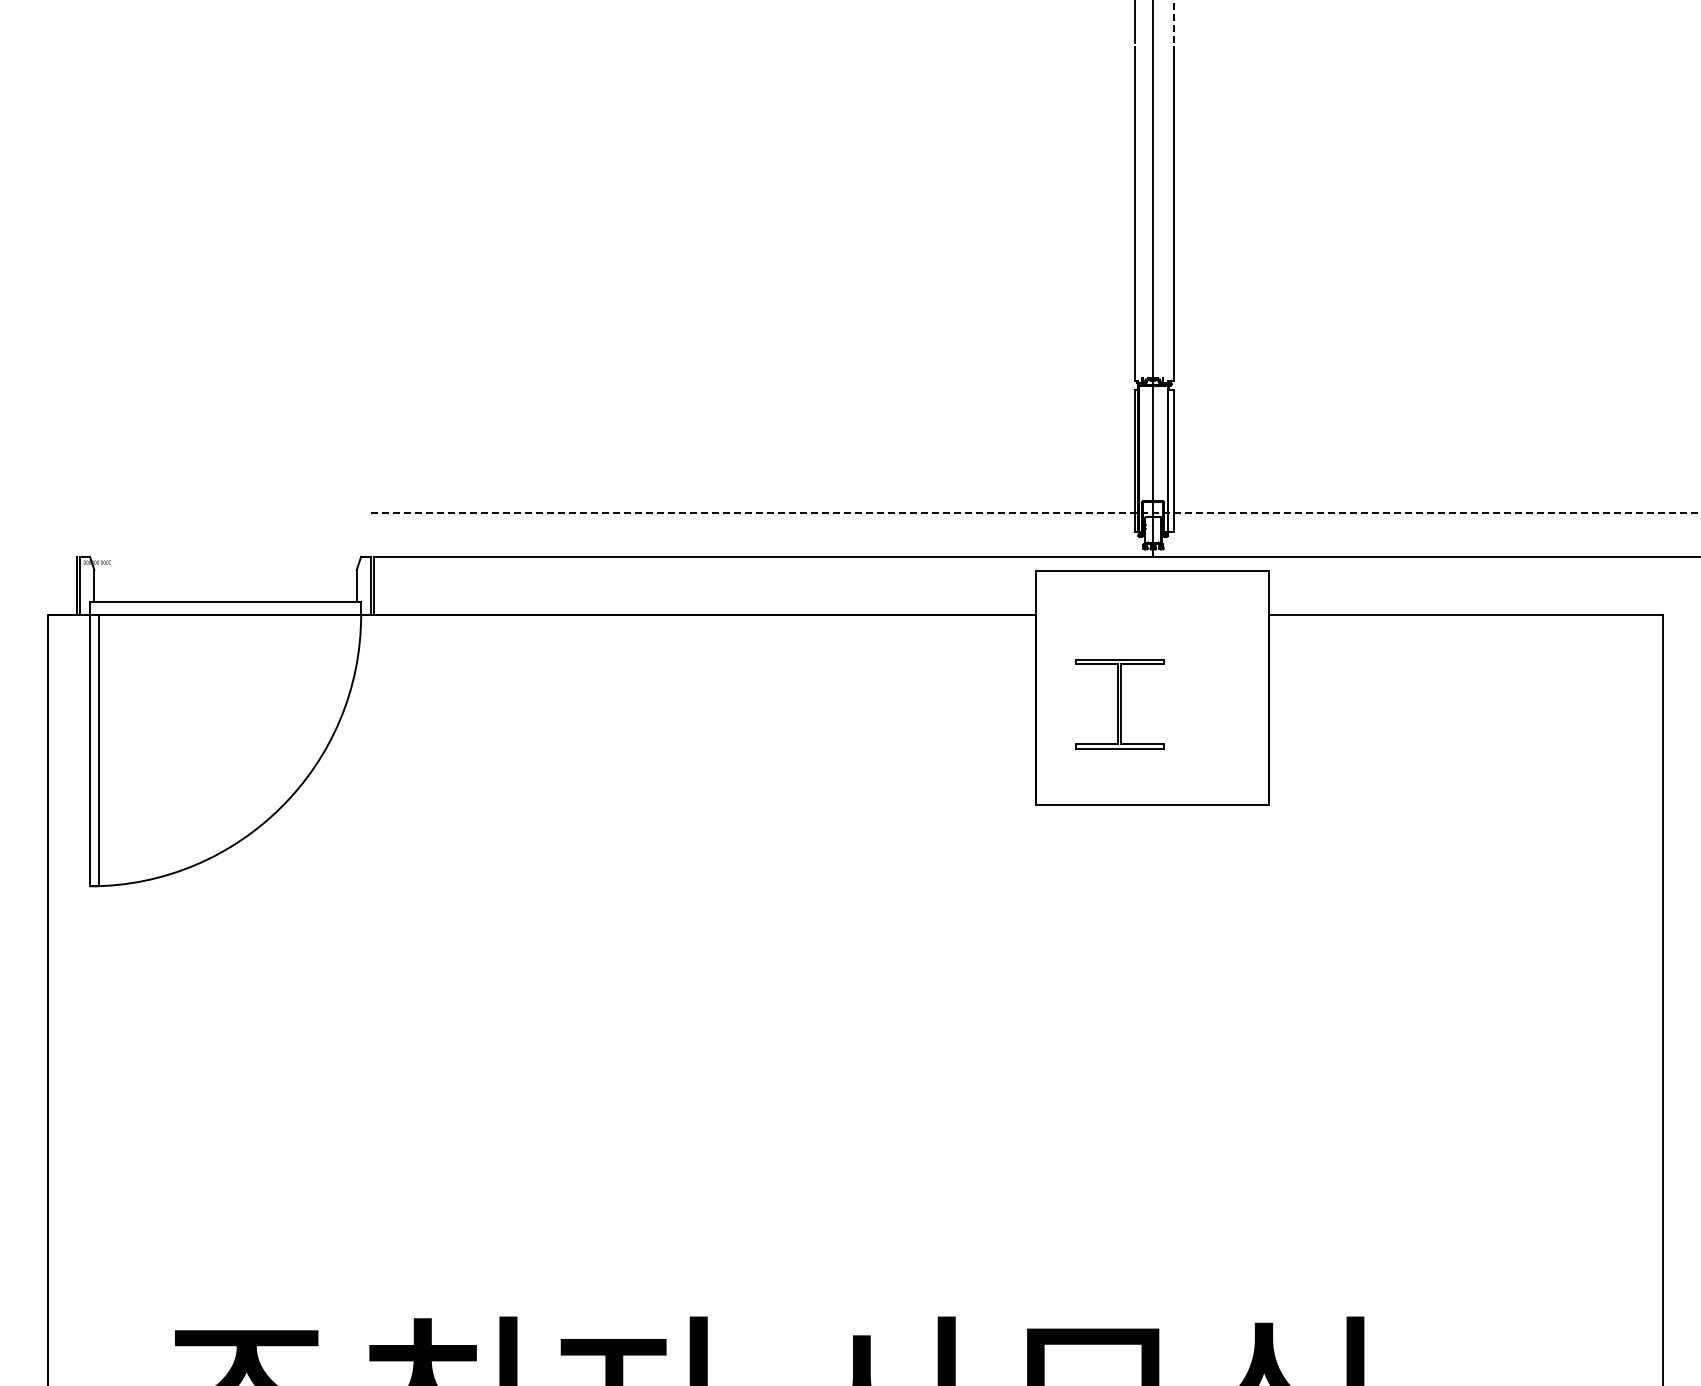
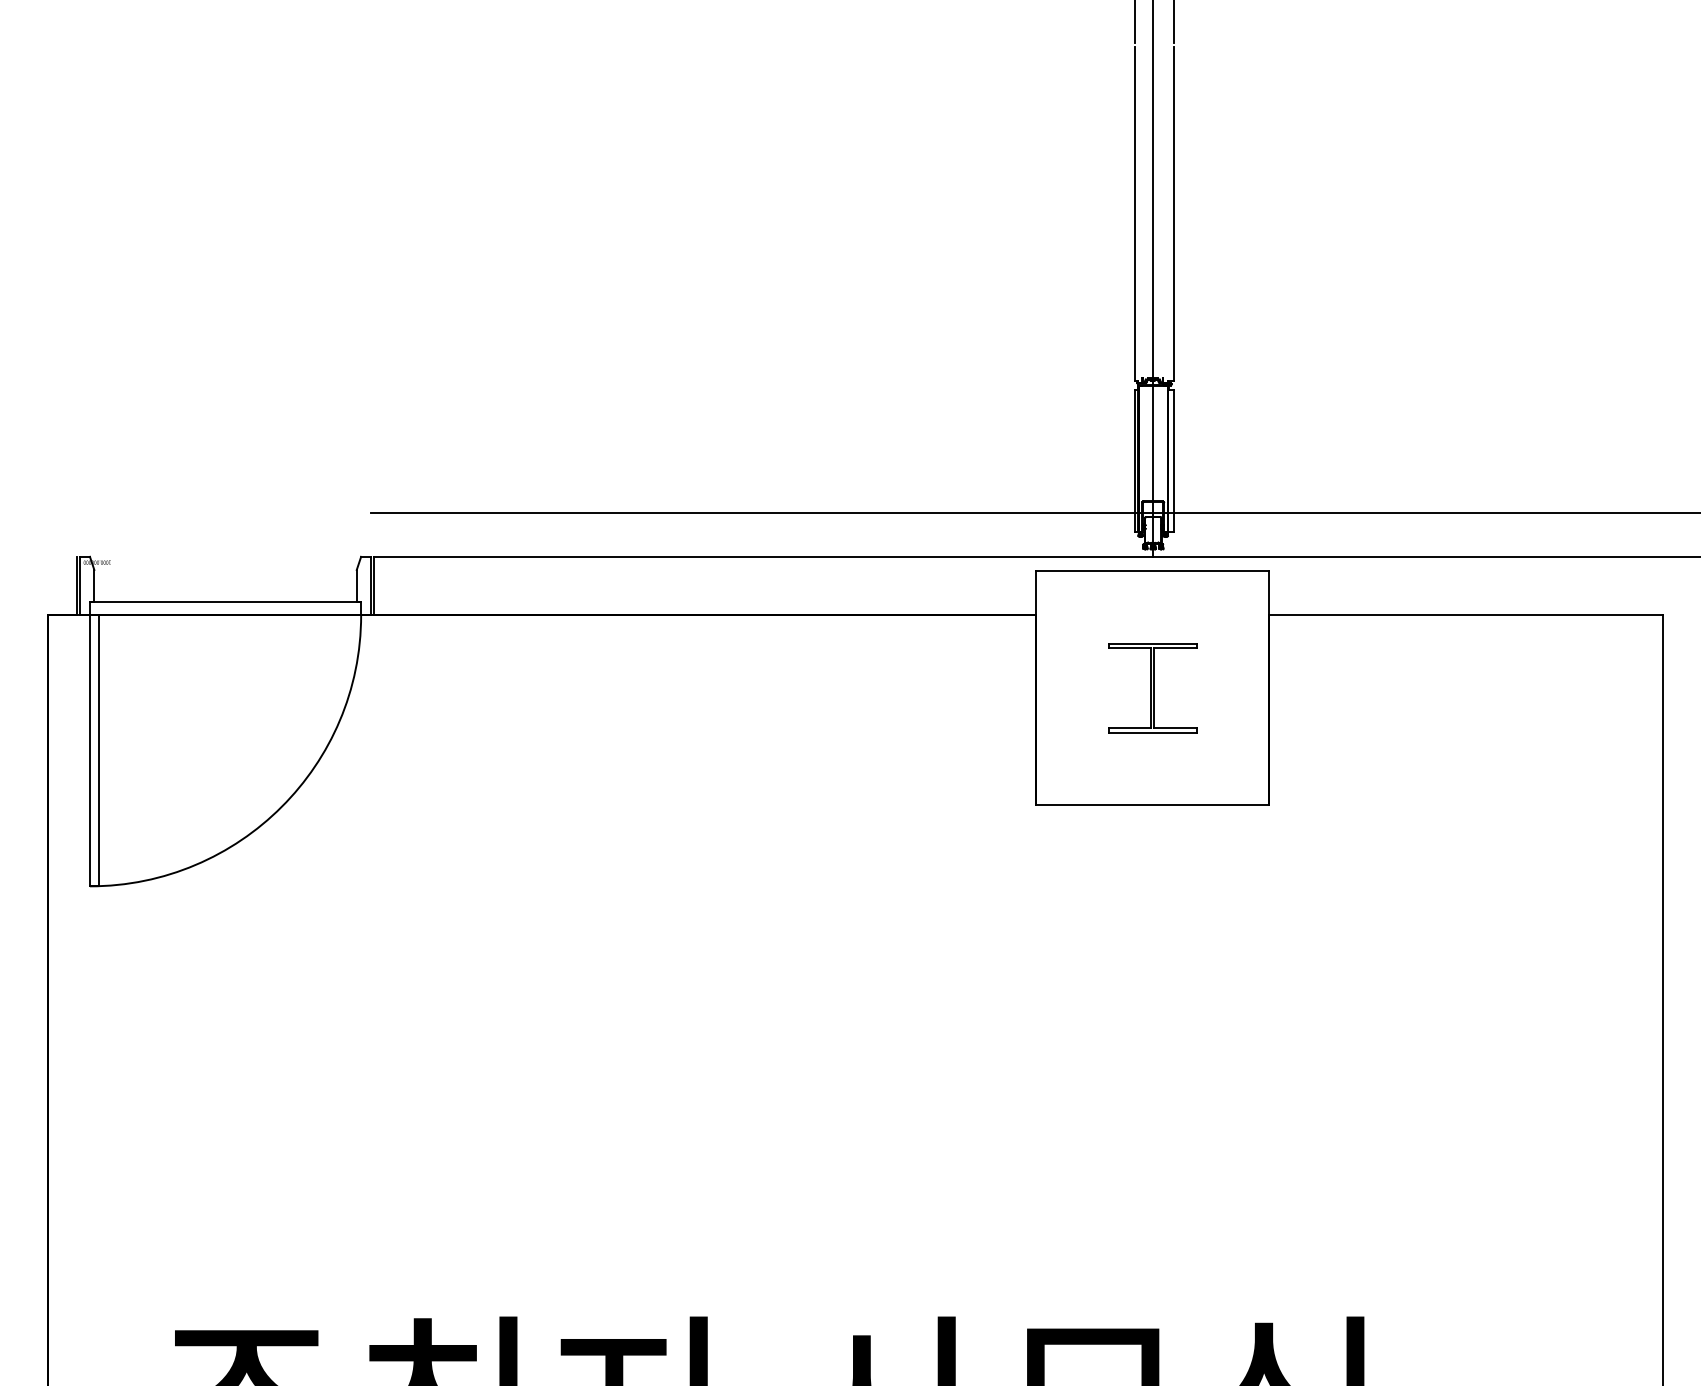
line: dashed -> solid (1173, 21)
line: dashed -> solid (1036, 513)
part position: (1119, 704) -> (1152, 688) (1152, 688)
